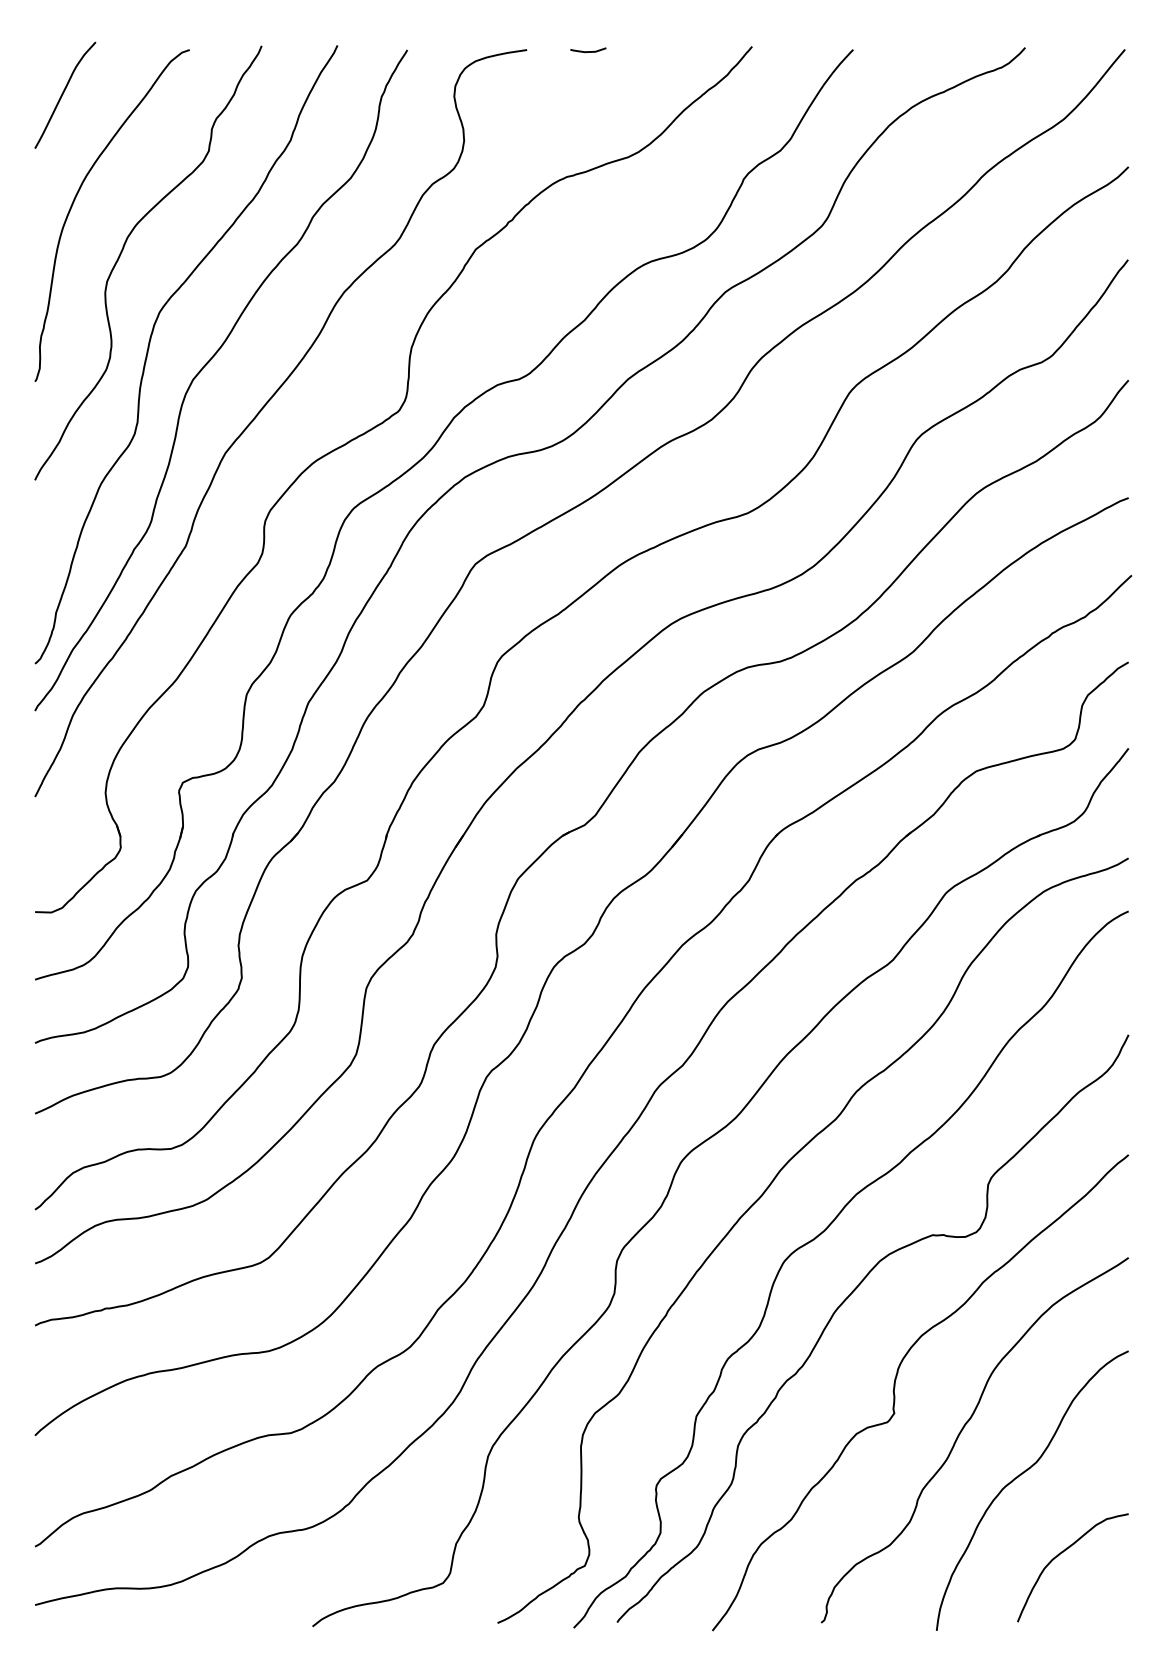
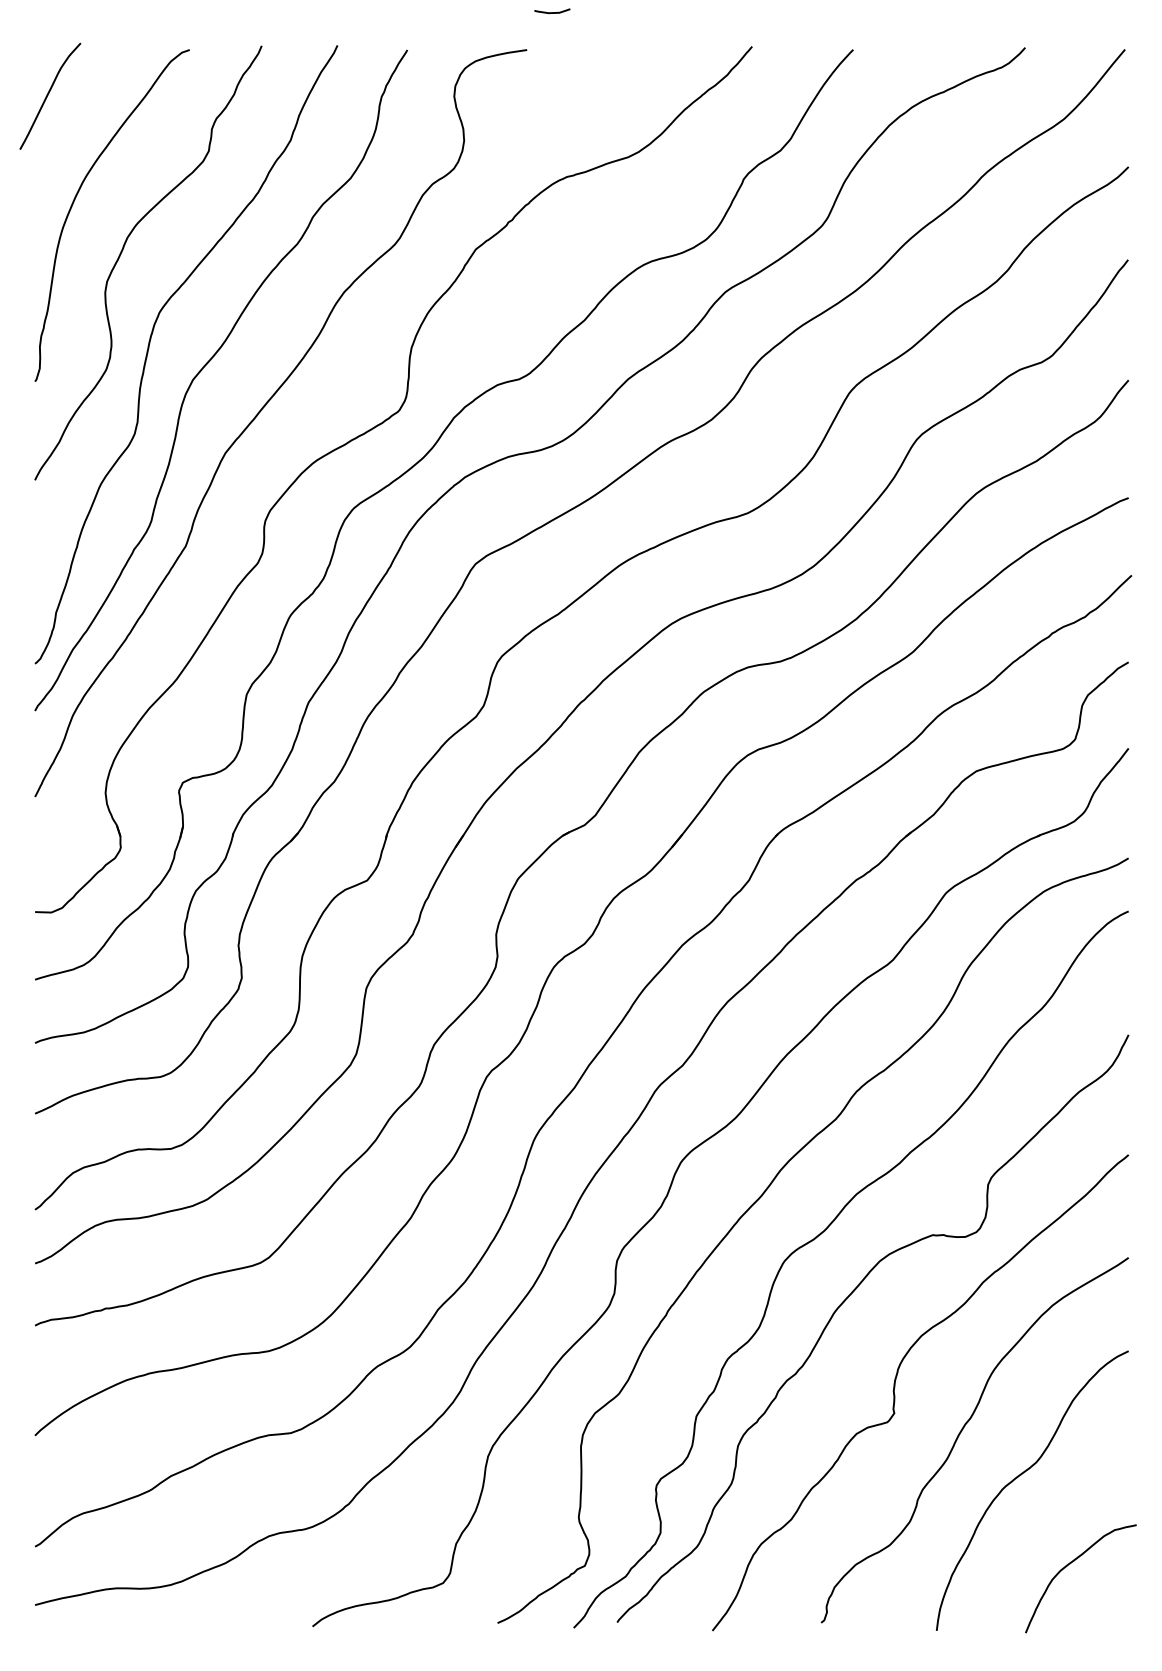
line position: (588, 51) -> (552, 12) (552, 12)
curve position: (63, 94) -> (48, 95) (48, 95)
curve position: (1062, 1553) -> (1070, 1564) (1070, 1564)
